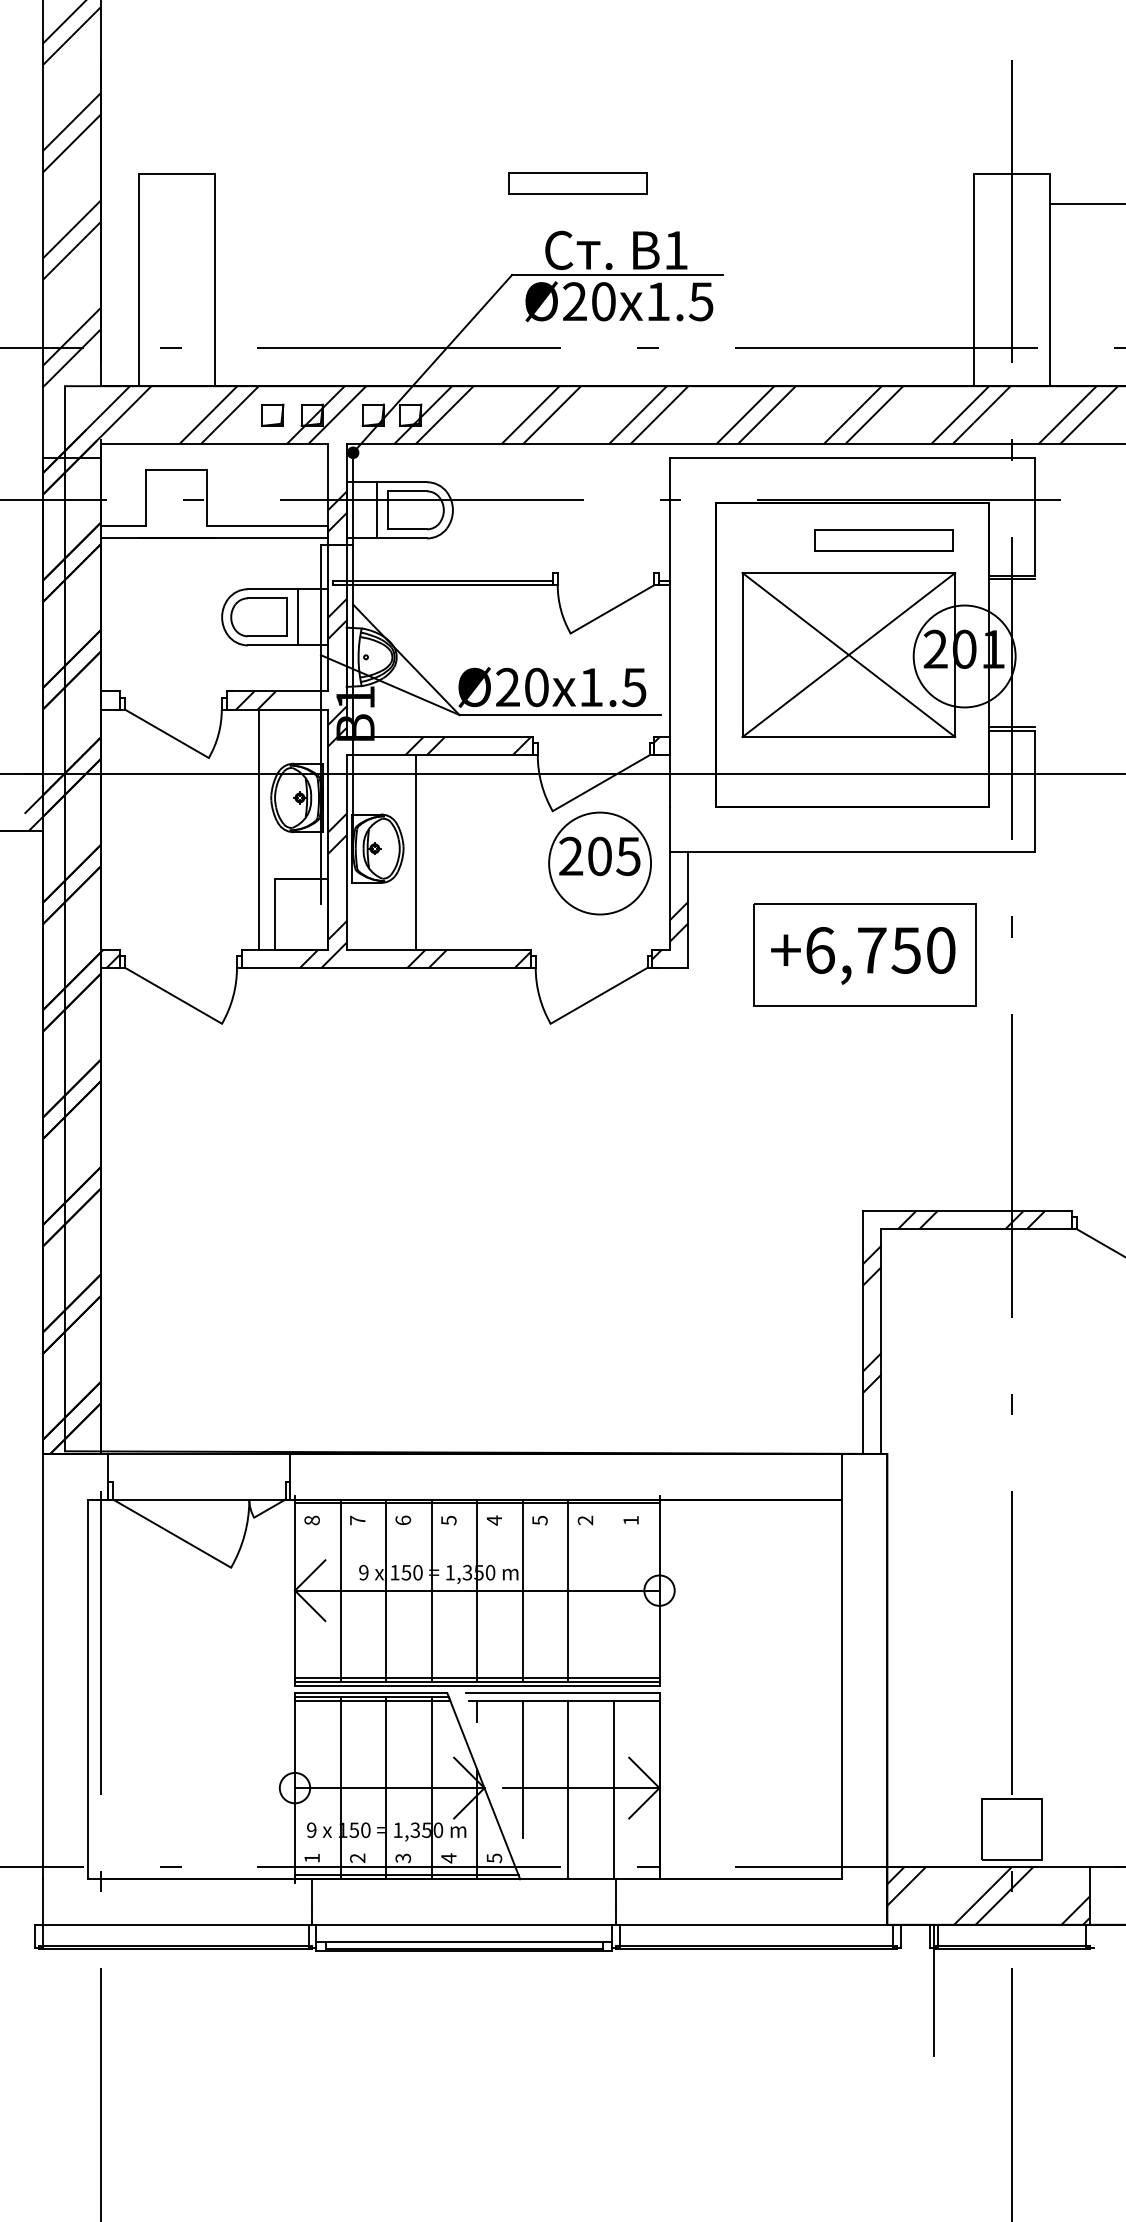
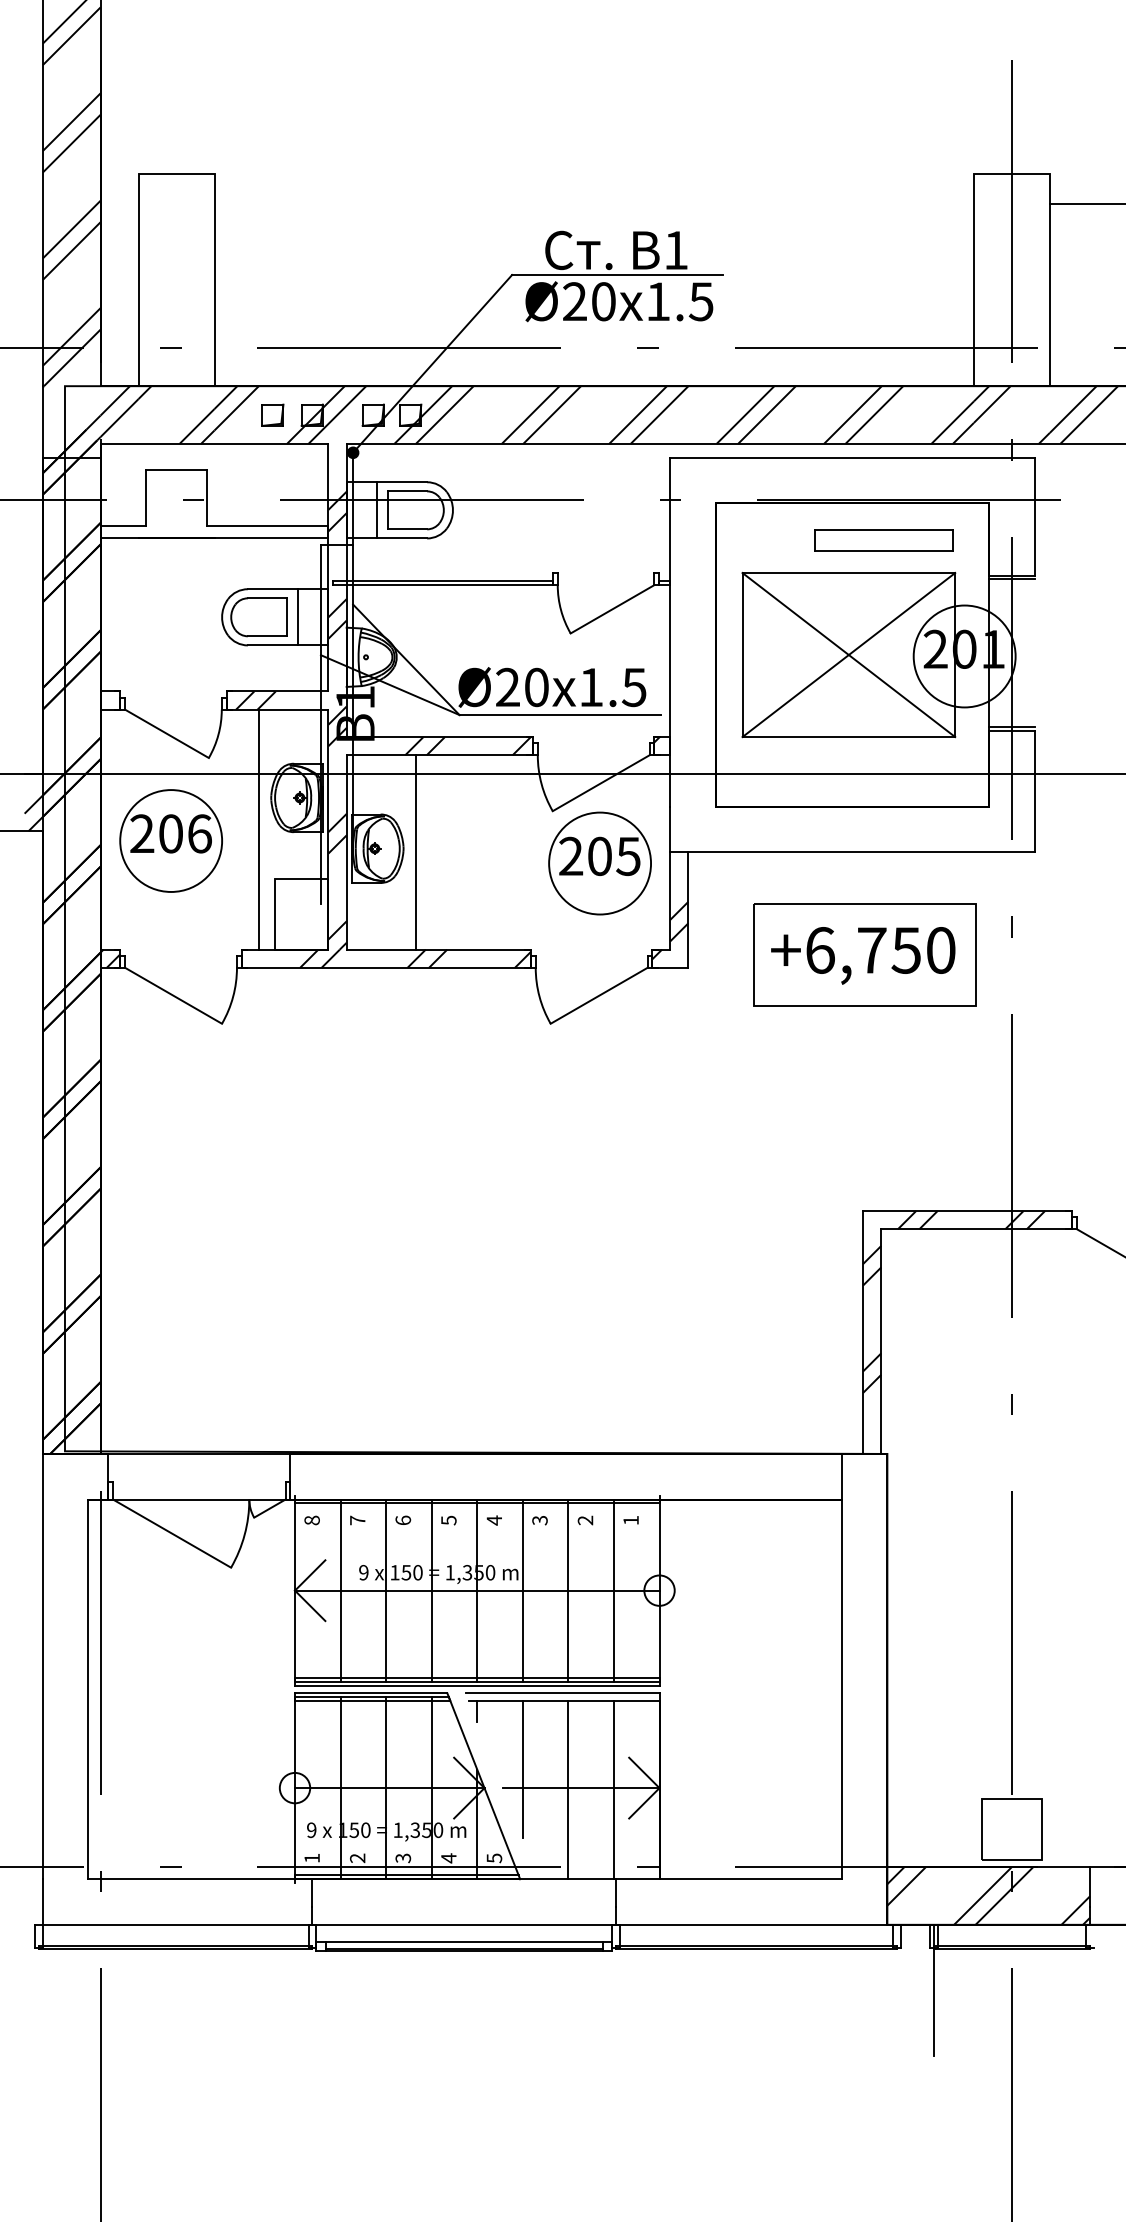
part: present -> none (577, 183)
part: none -> present (170, 840)
text: 5 -> 3 (539, 1519)
line: none -> present (613, 1590)
